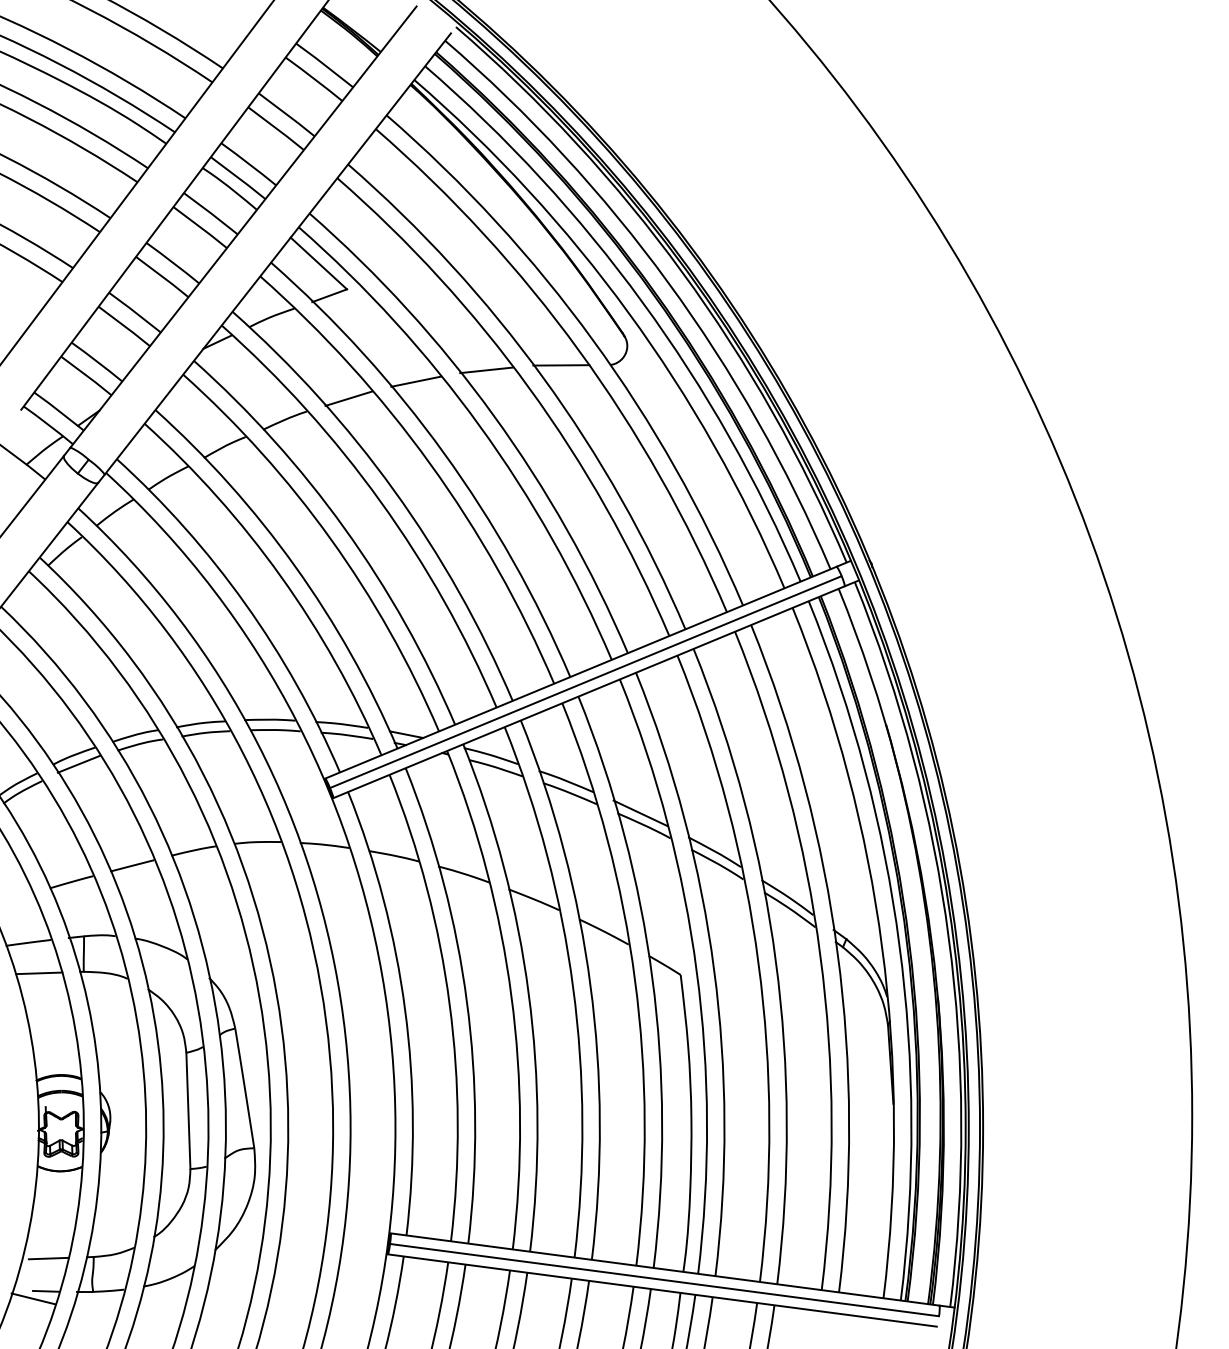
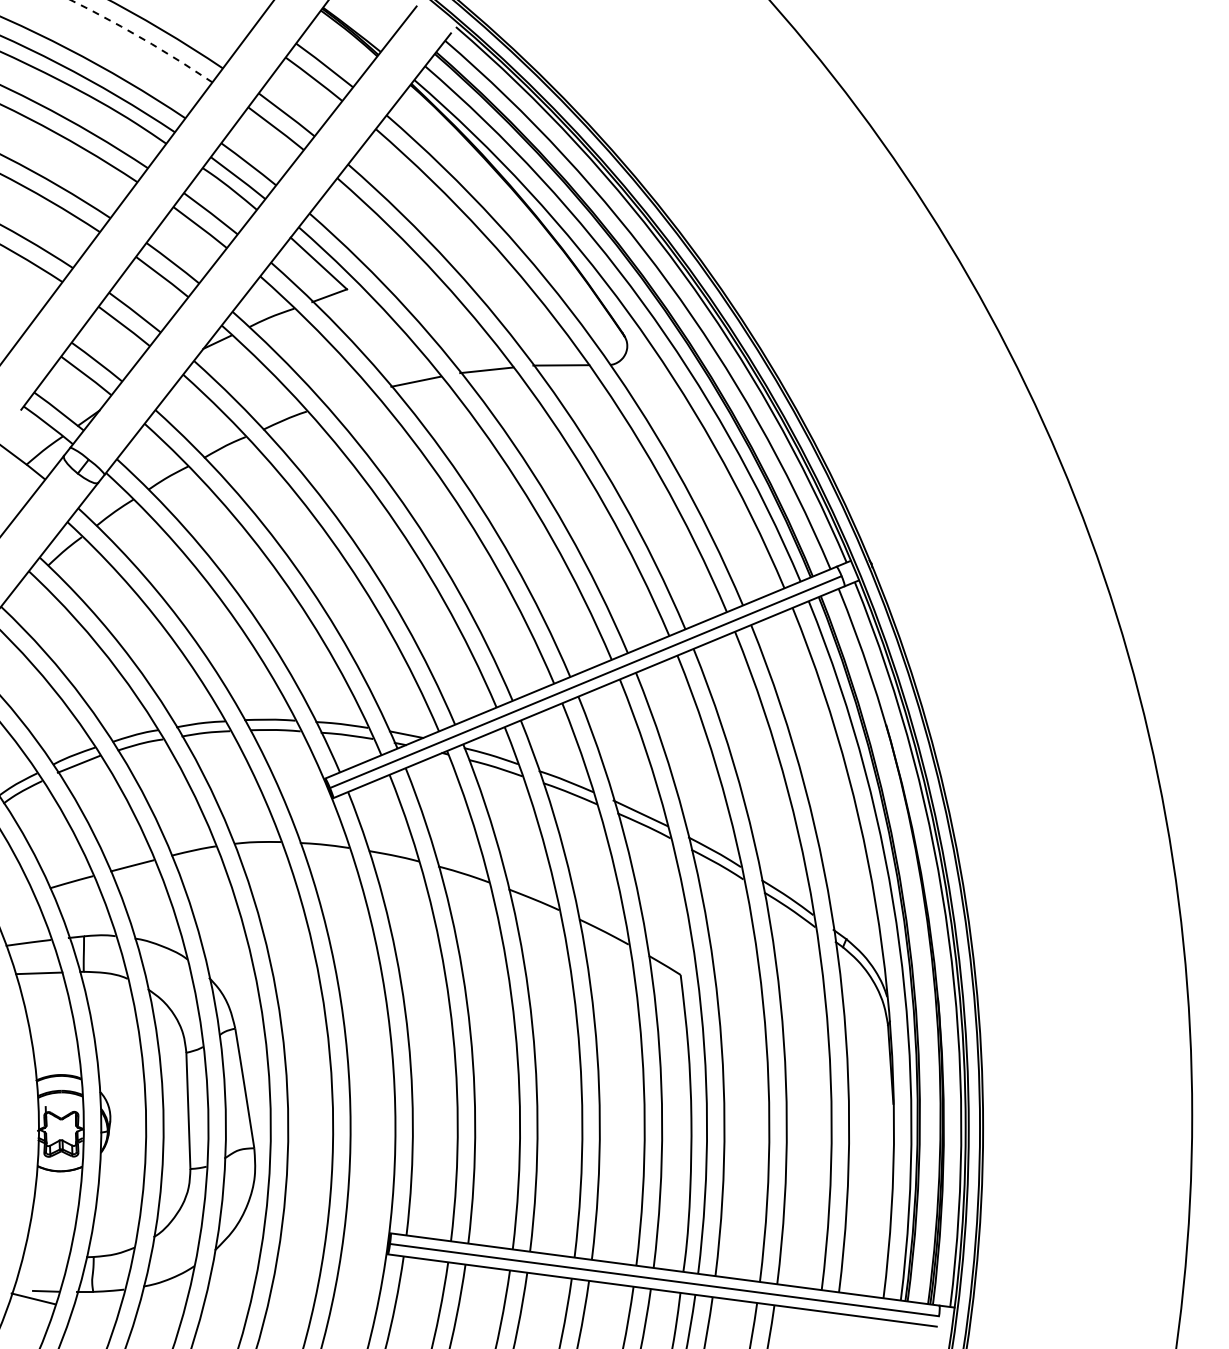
arc: solid -> dashed (142, 38)
line: present -> none (348, 398)
line: present -> none (48, 1258)
